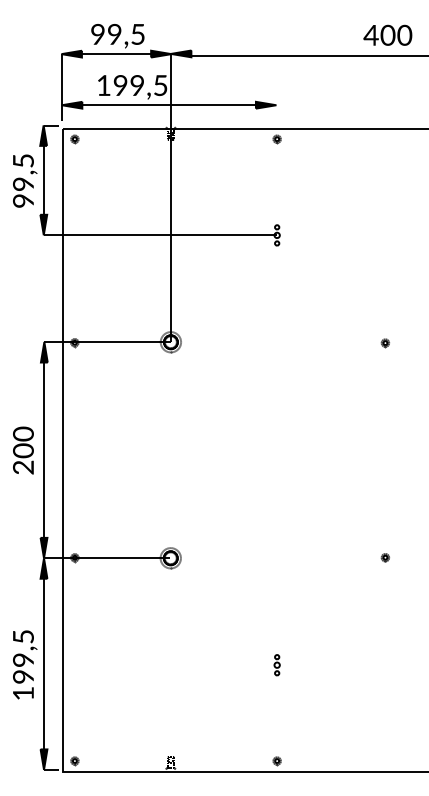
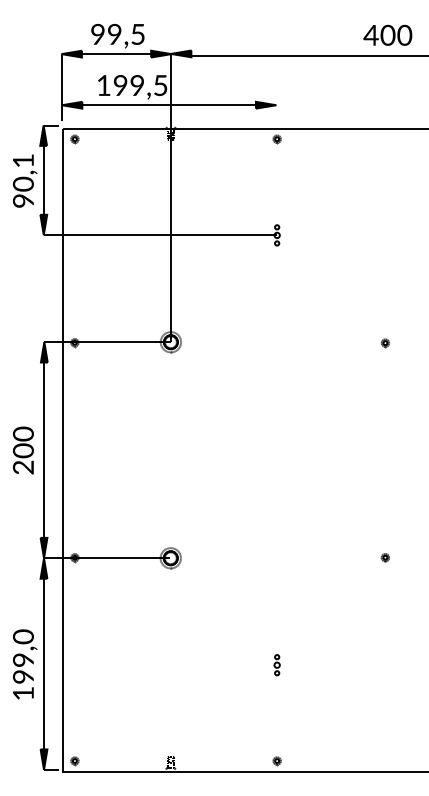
text: 99,5 -> 90,1 (23, 172)
text: 199,5 -> 199,0 (23, 636)
